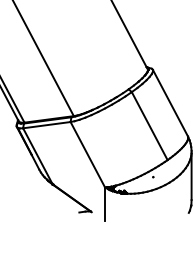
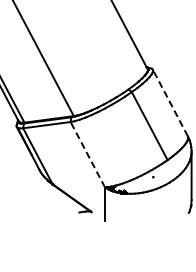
line: solid -> dashed (170, 103)
line: solid -> dashed (87, 154)
